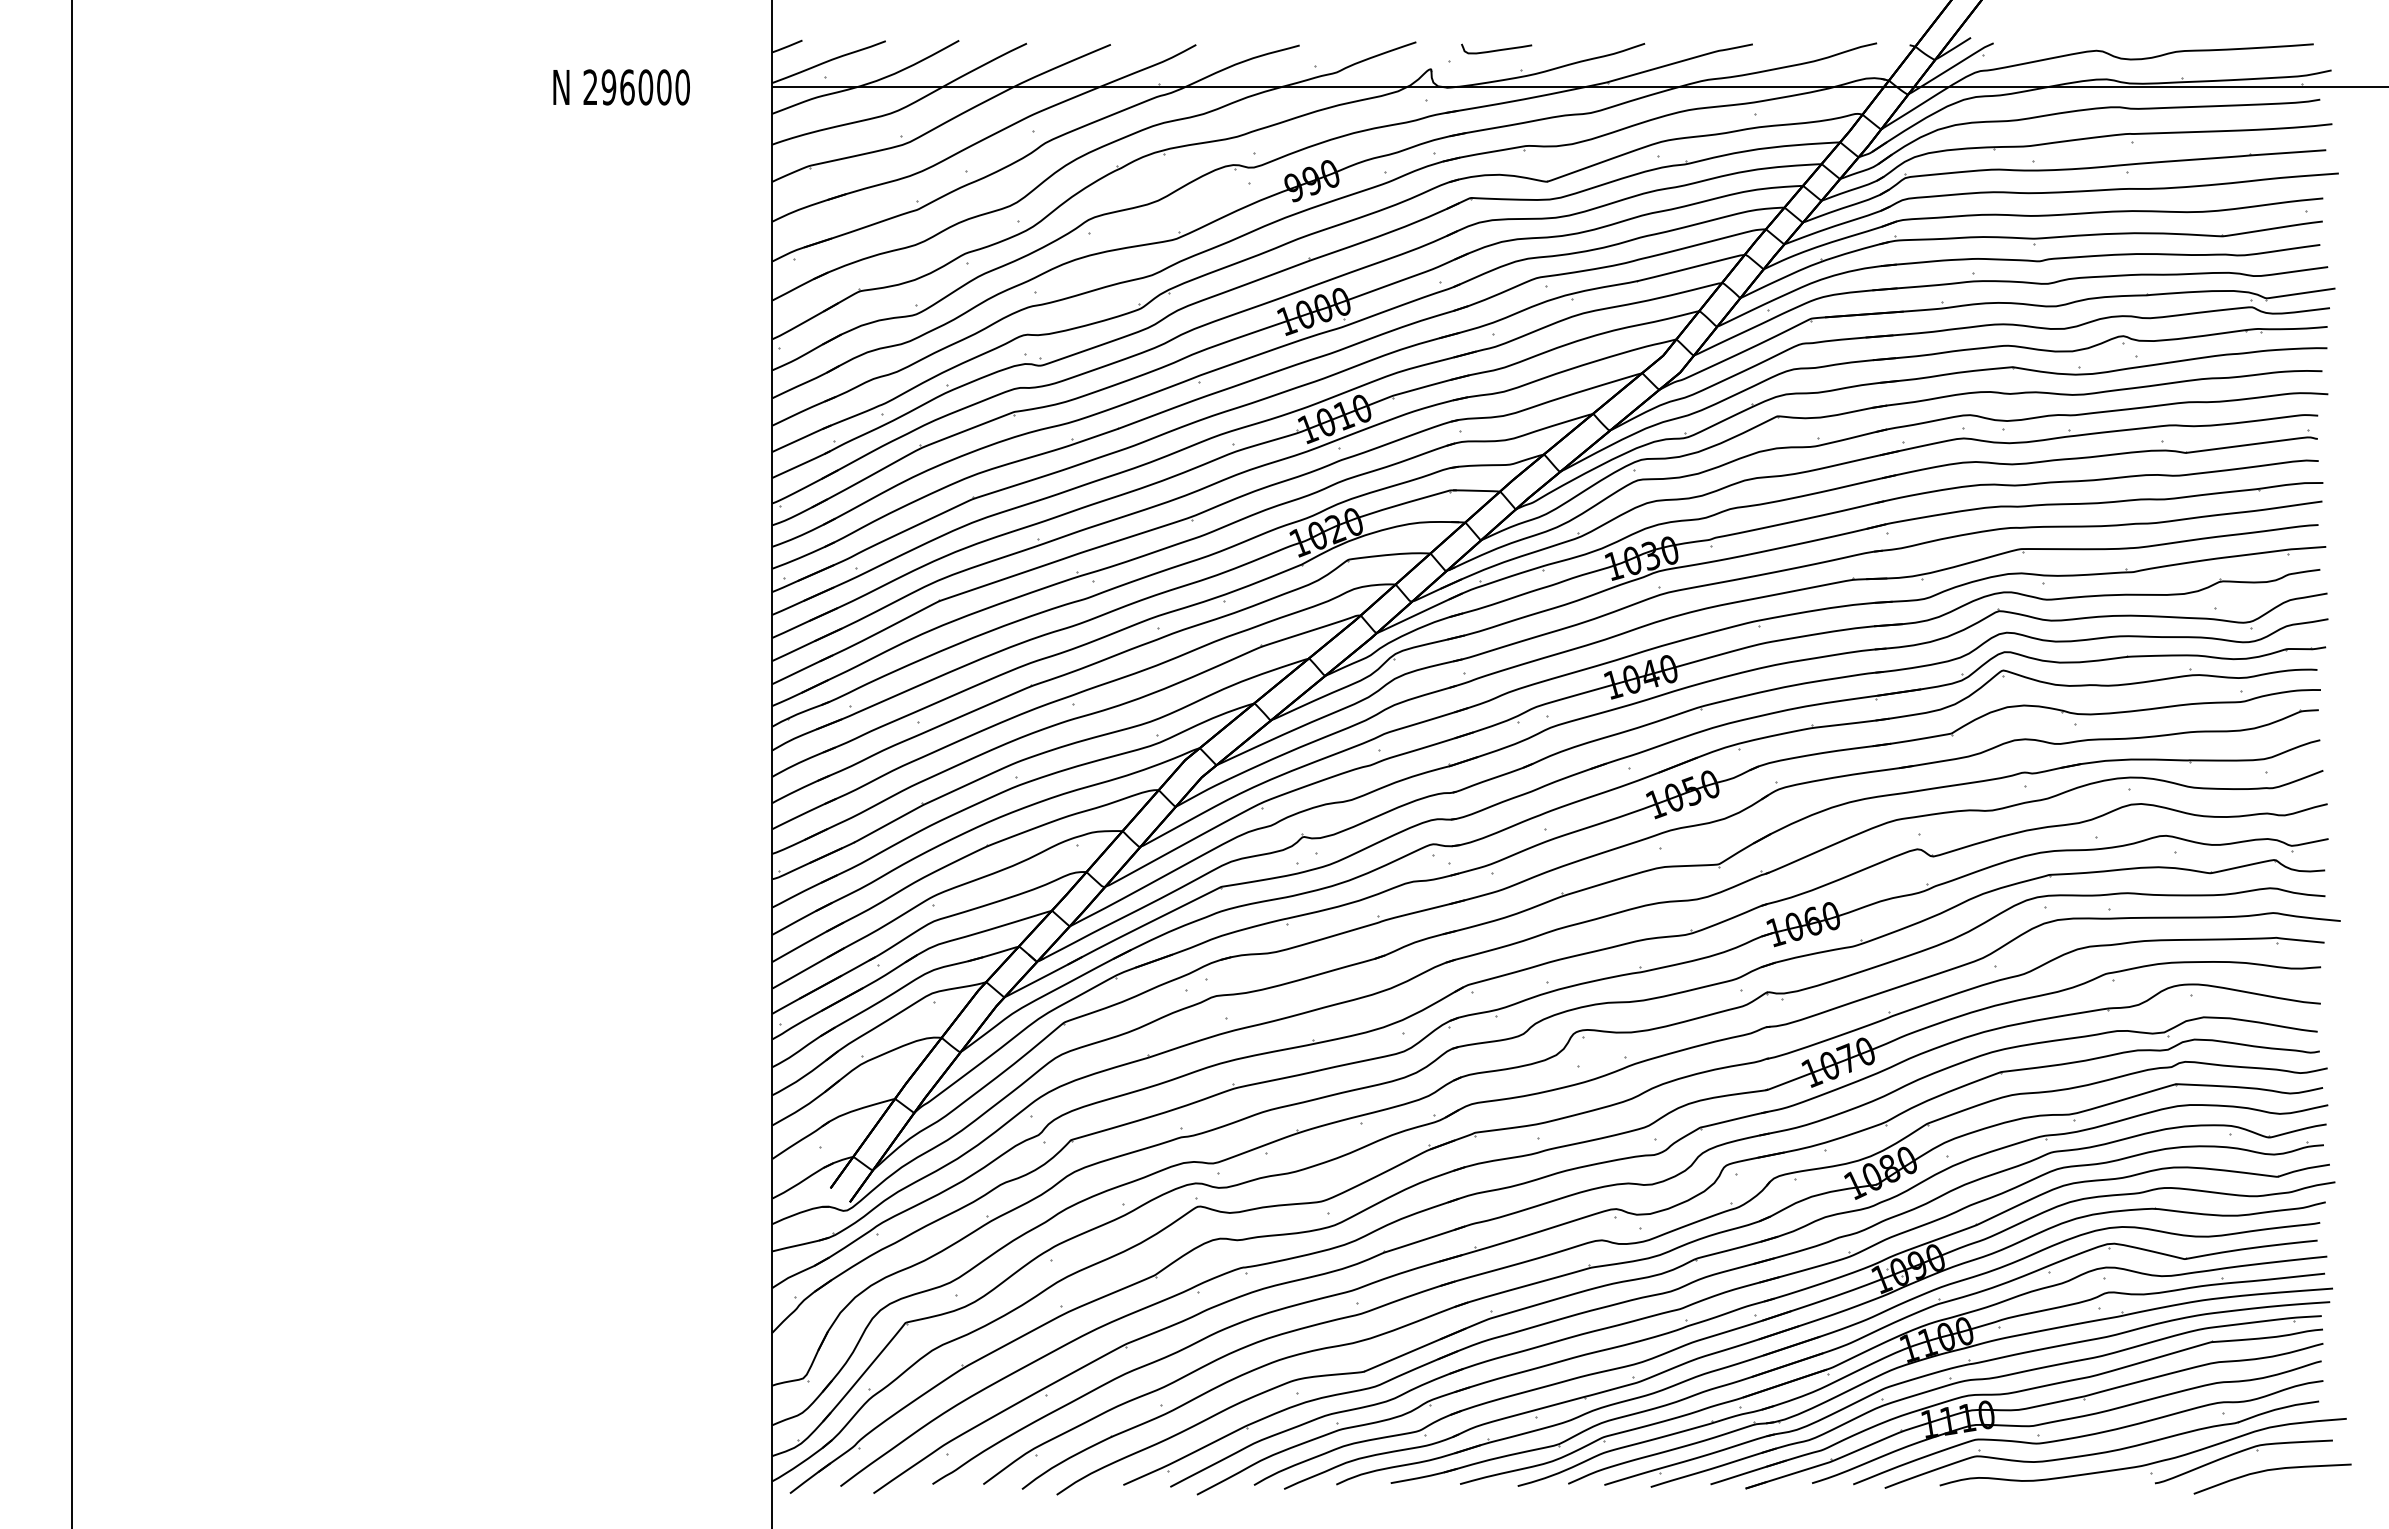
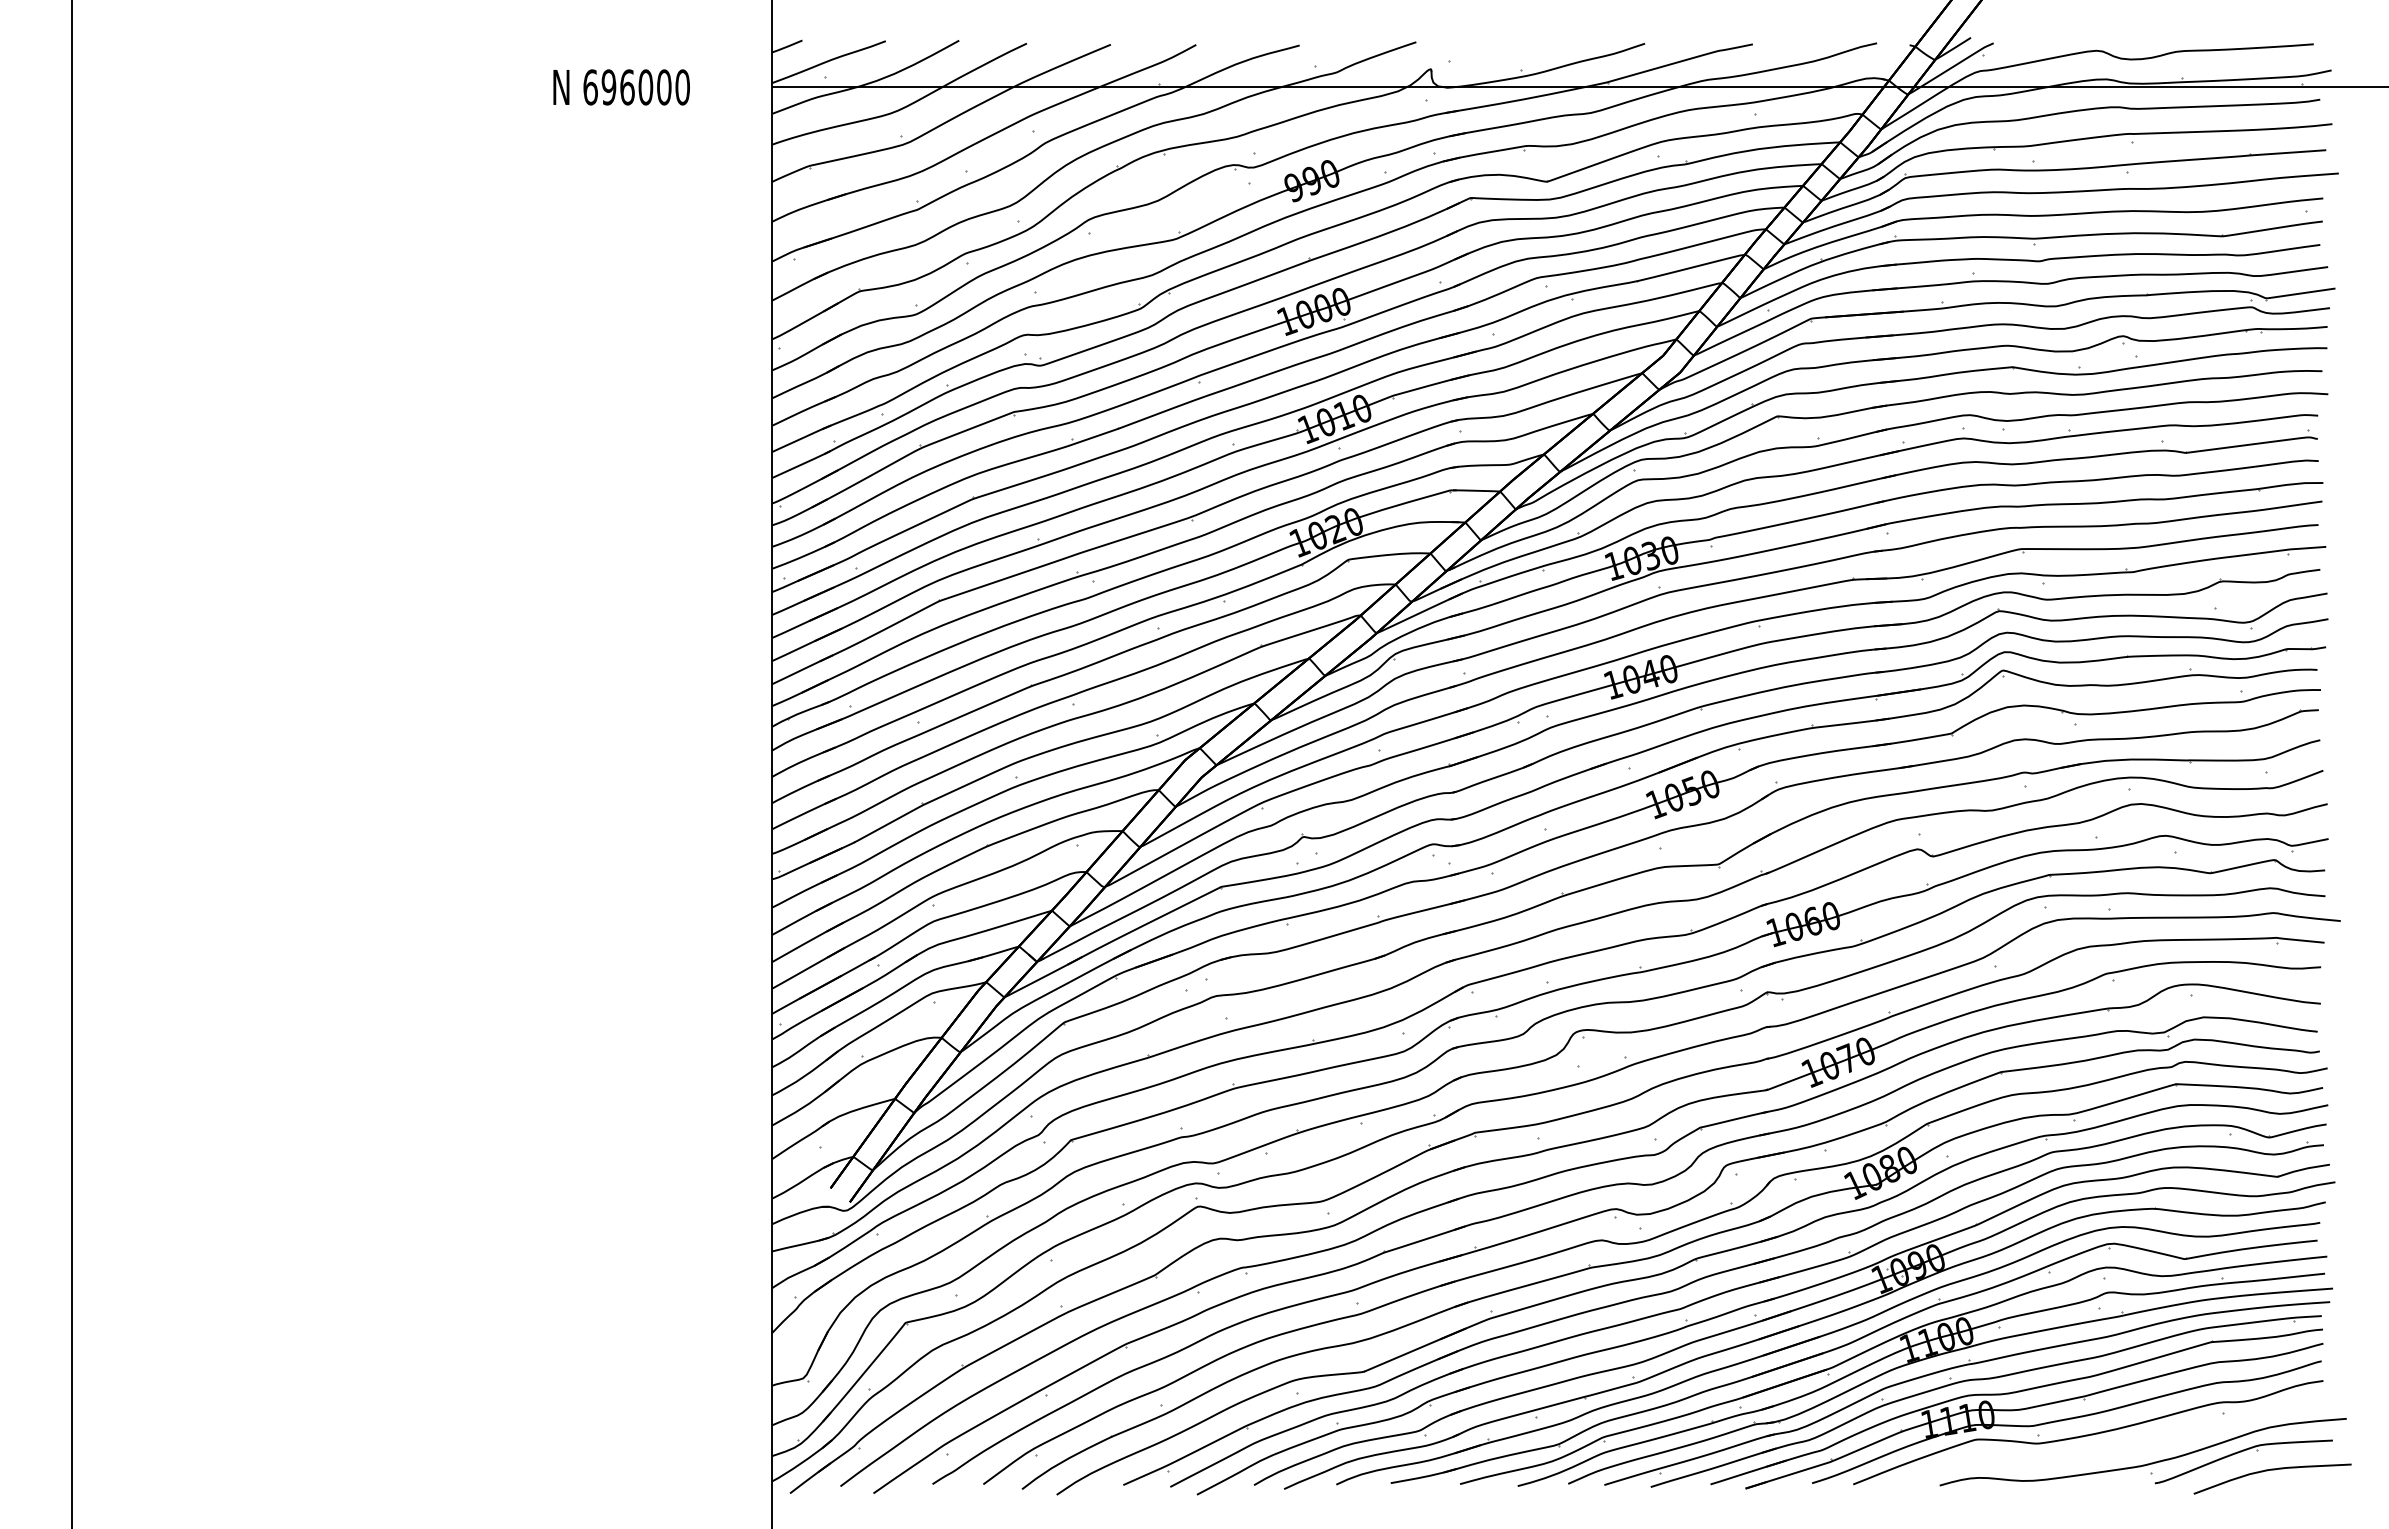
curve: present -> none (1496, 49)
text: 296000 -> 696000 (590, 87)
part: present -> none (2103, 1451)
